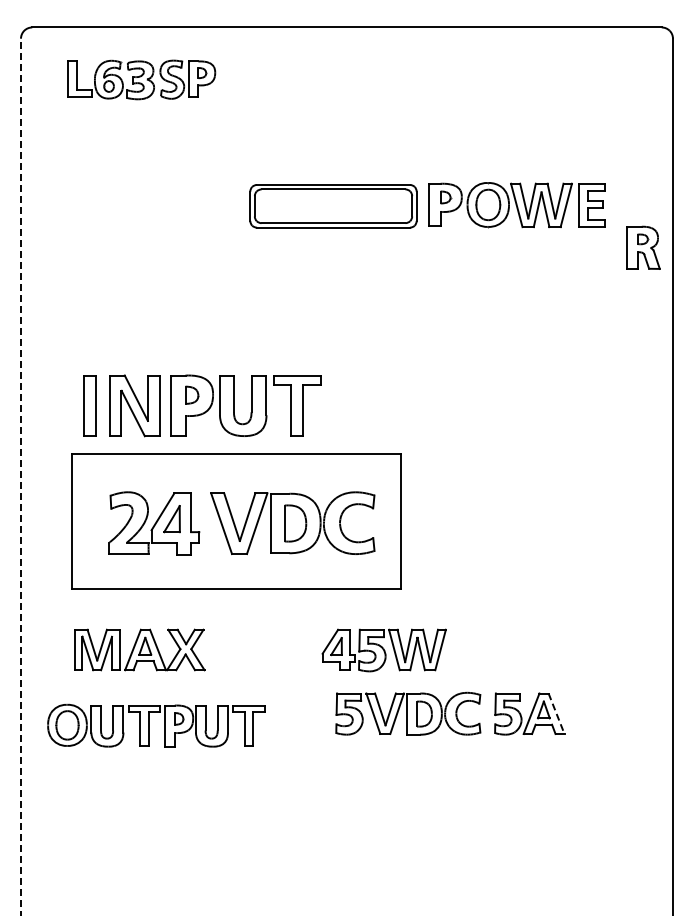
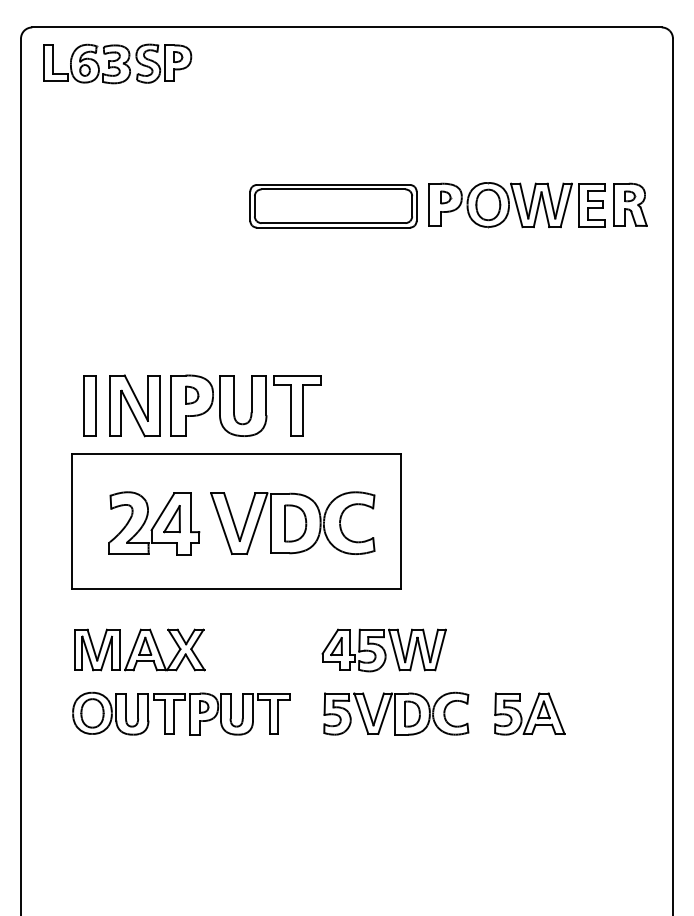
part position: (141, 79) -> (117, 63) (117, 63)
part position: (643, 247) -> (630, 204) (630, 204)
line: dashed -> solid (21, 476)
part position: (408, 713) -> (396, 713) (396, 713)
line: dashed -> solid (556, 713)
part position: (149, 725) -> (174, 713) (174, 713)
